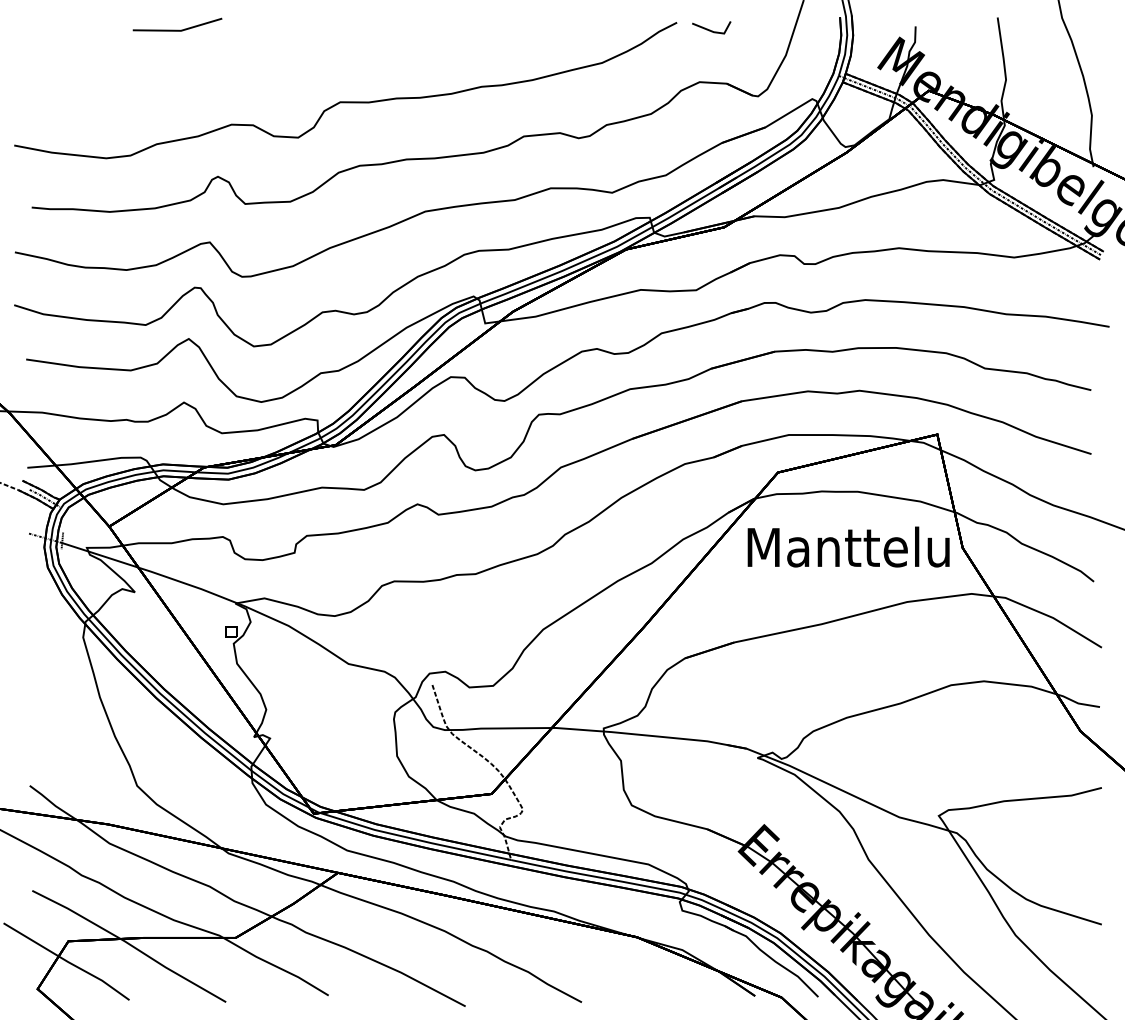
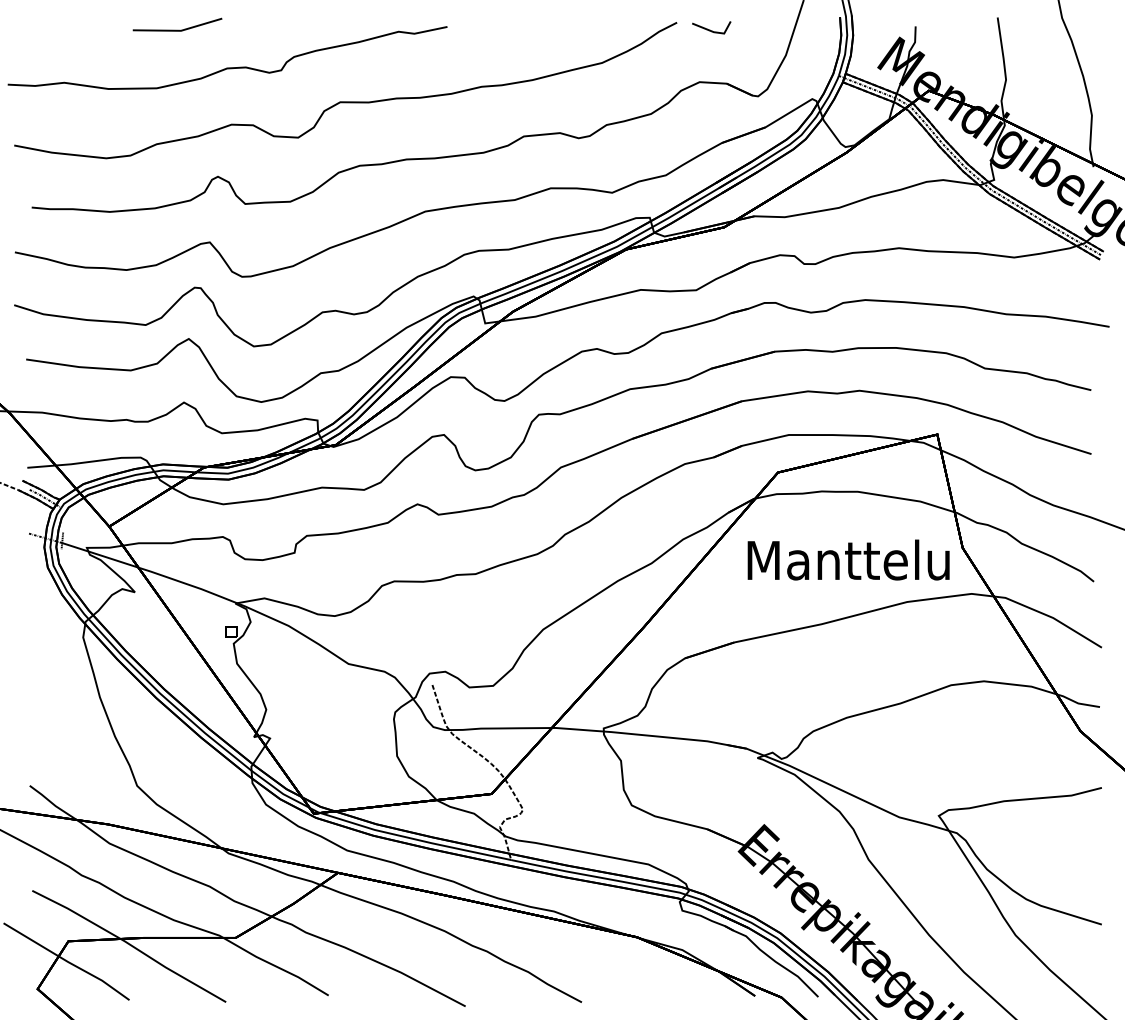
part: none -> present (227, 67)
text position: (848, 546) -> (848, 559) (848, 559)
